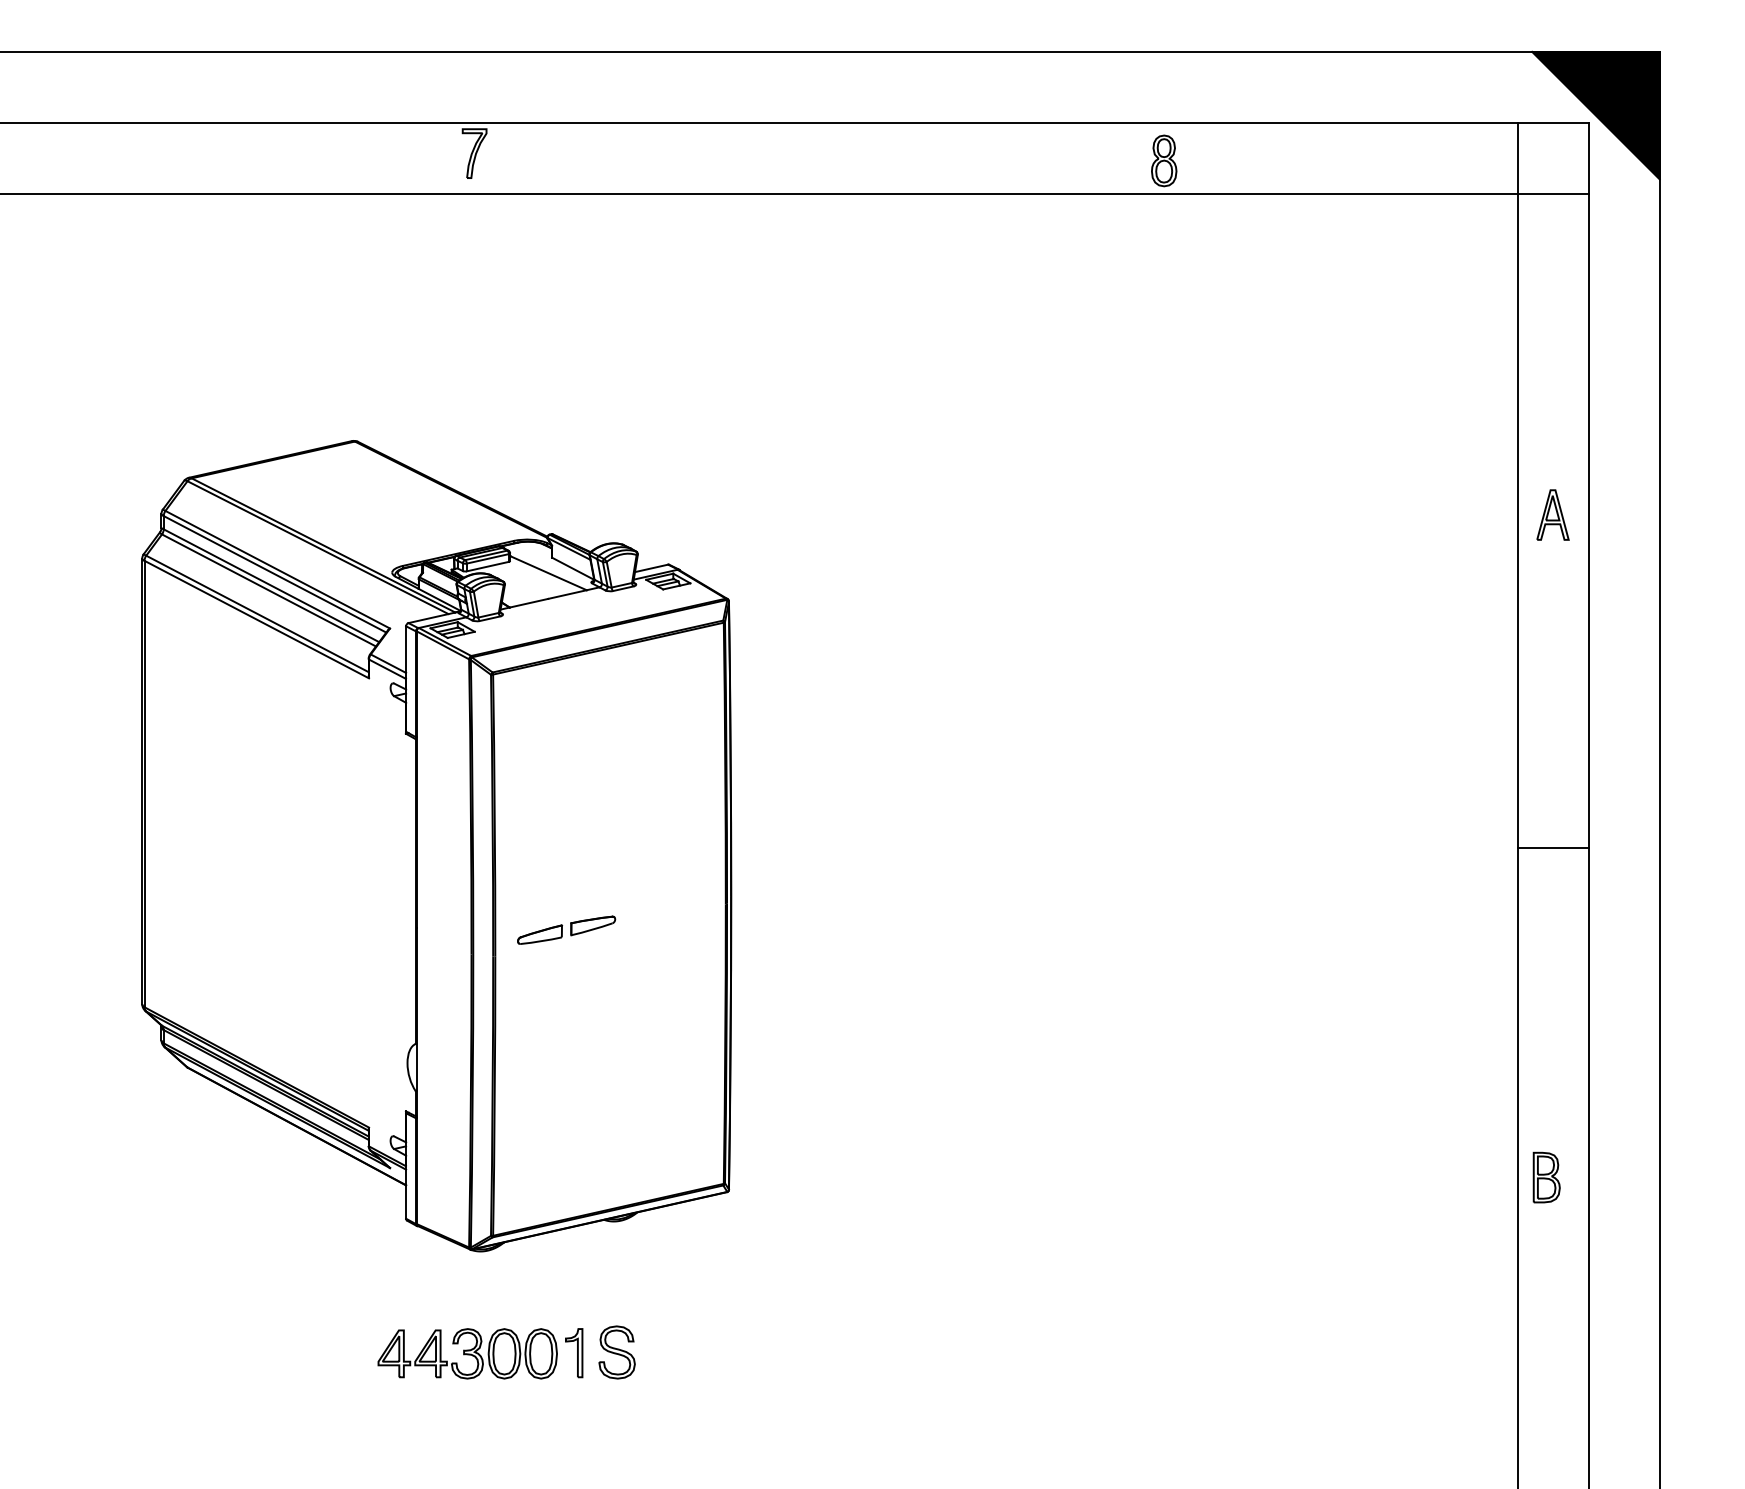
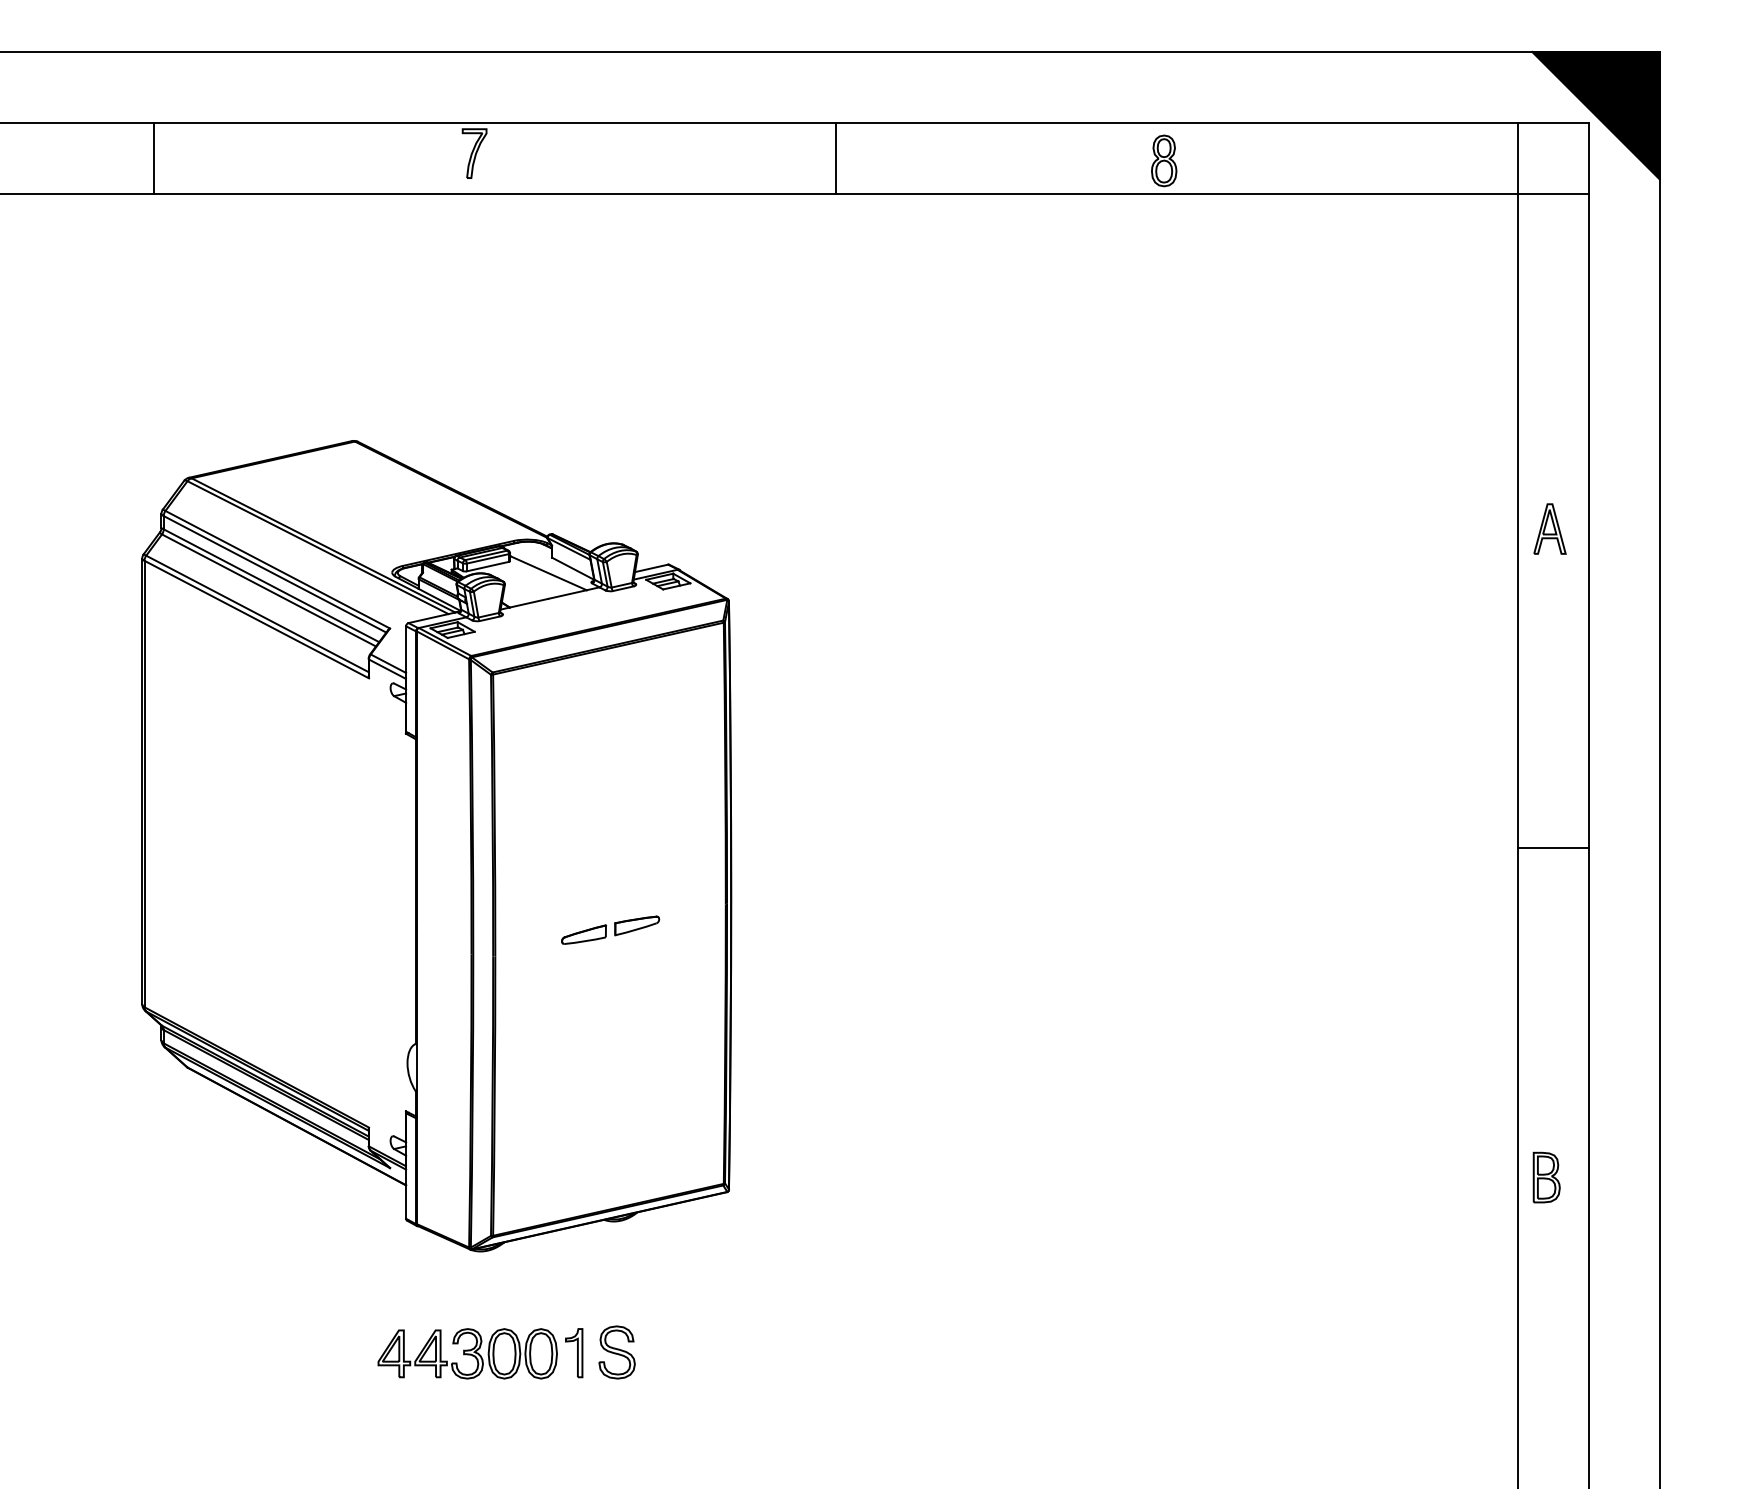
line: none -> present (153, 157)
line: none -> present (835, 157)
part position: (1552, 514) -> (1549, 528) (1549, 528)
part position: (566, 929) -> (610, 929) (610, 929)
